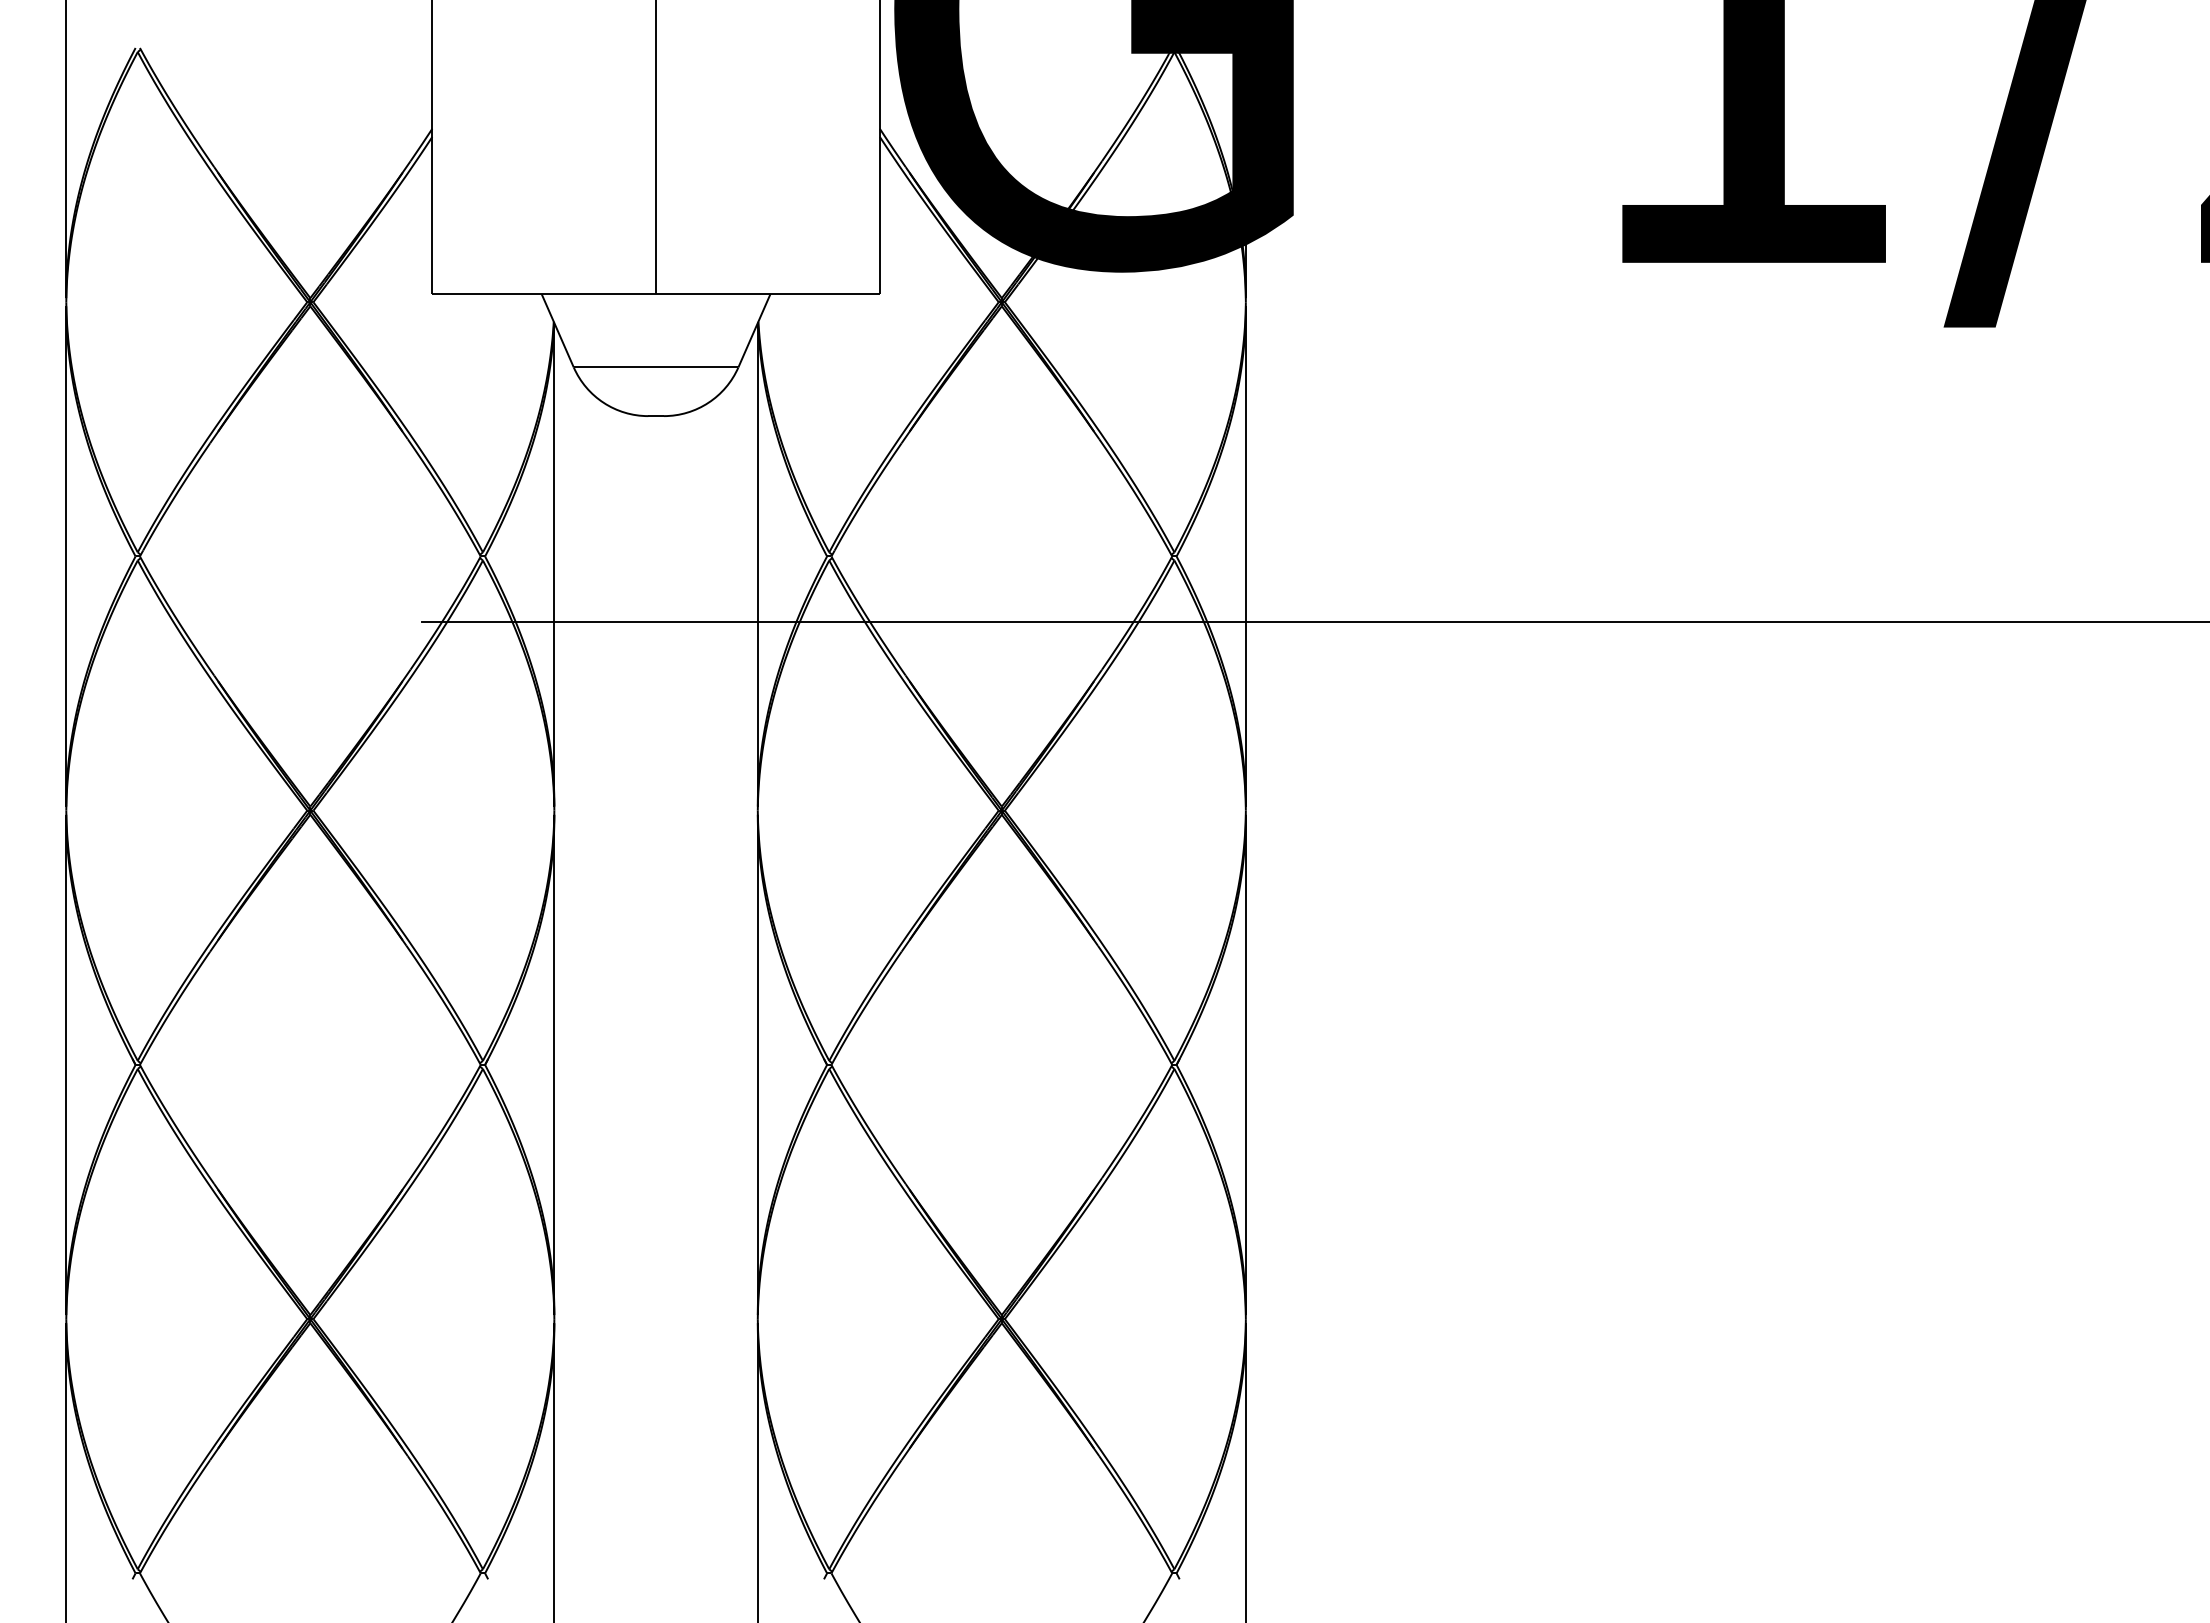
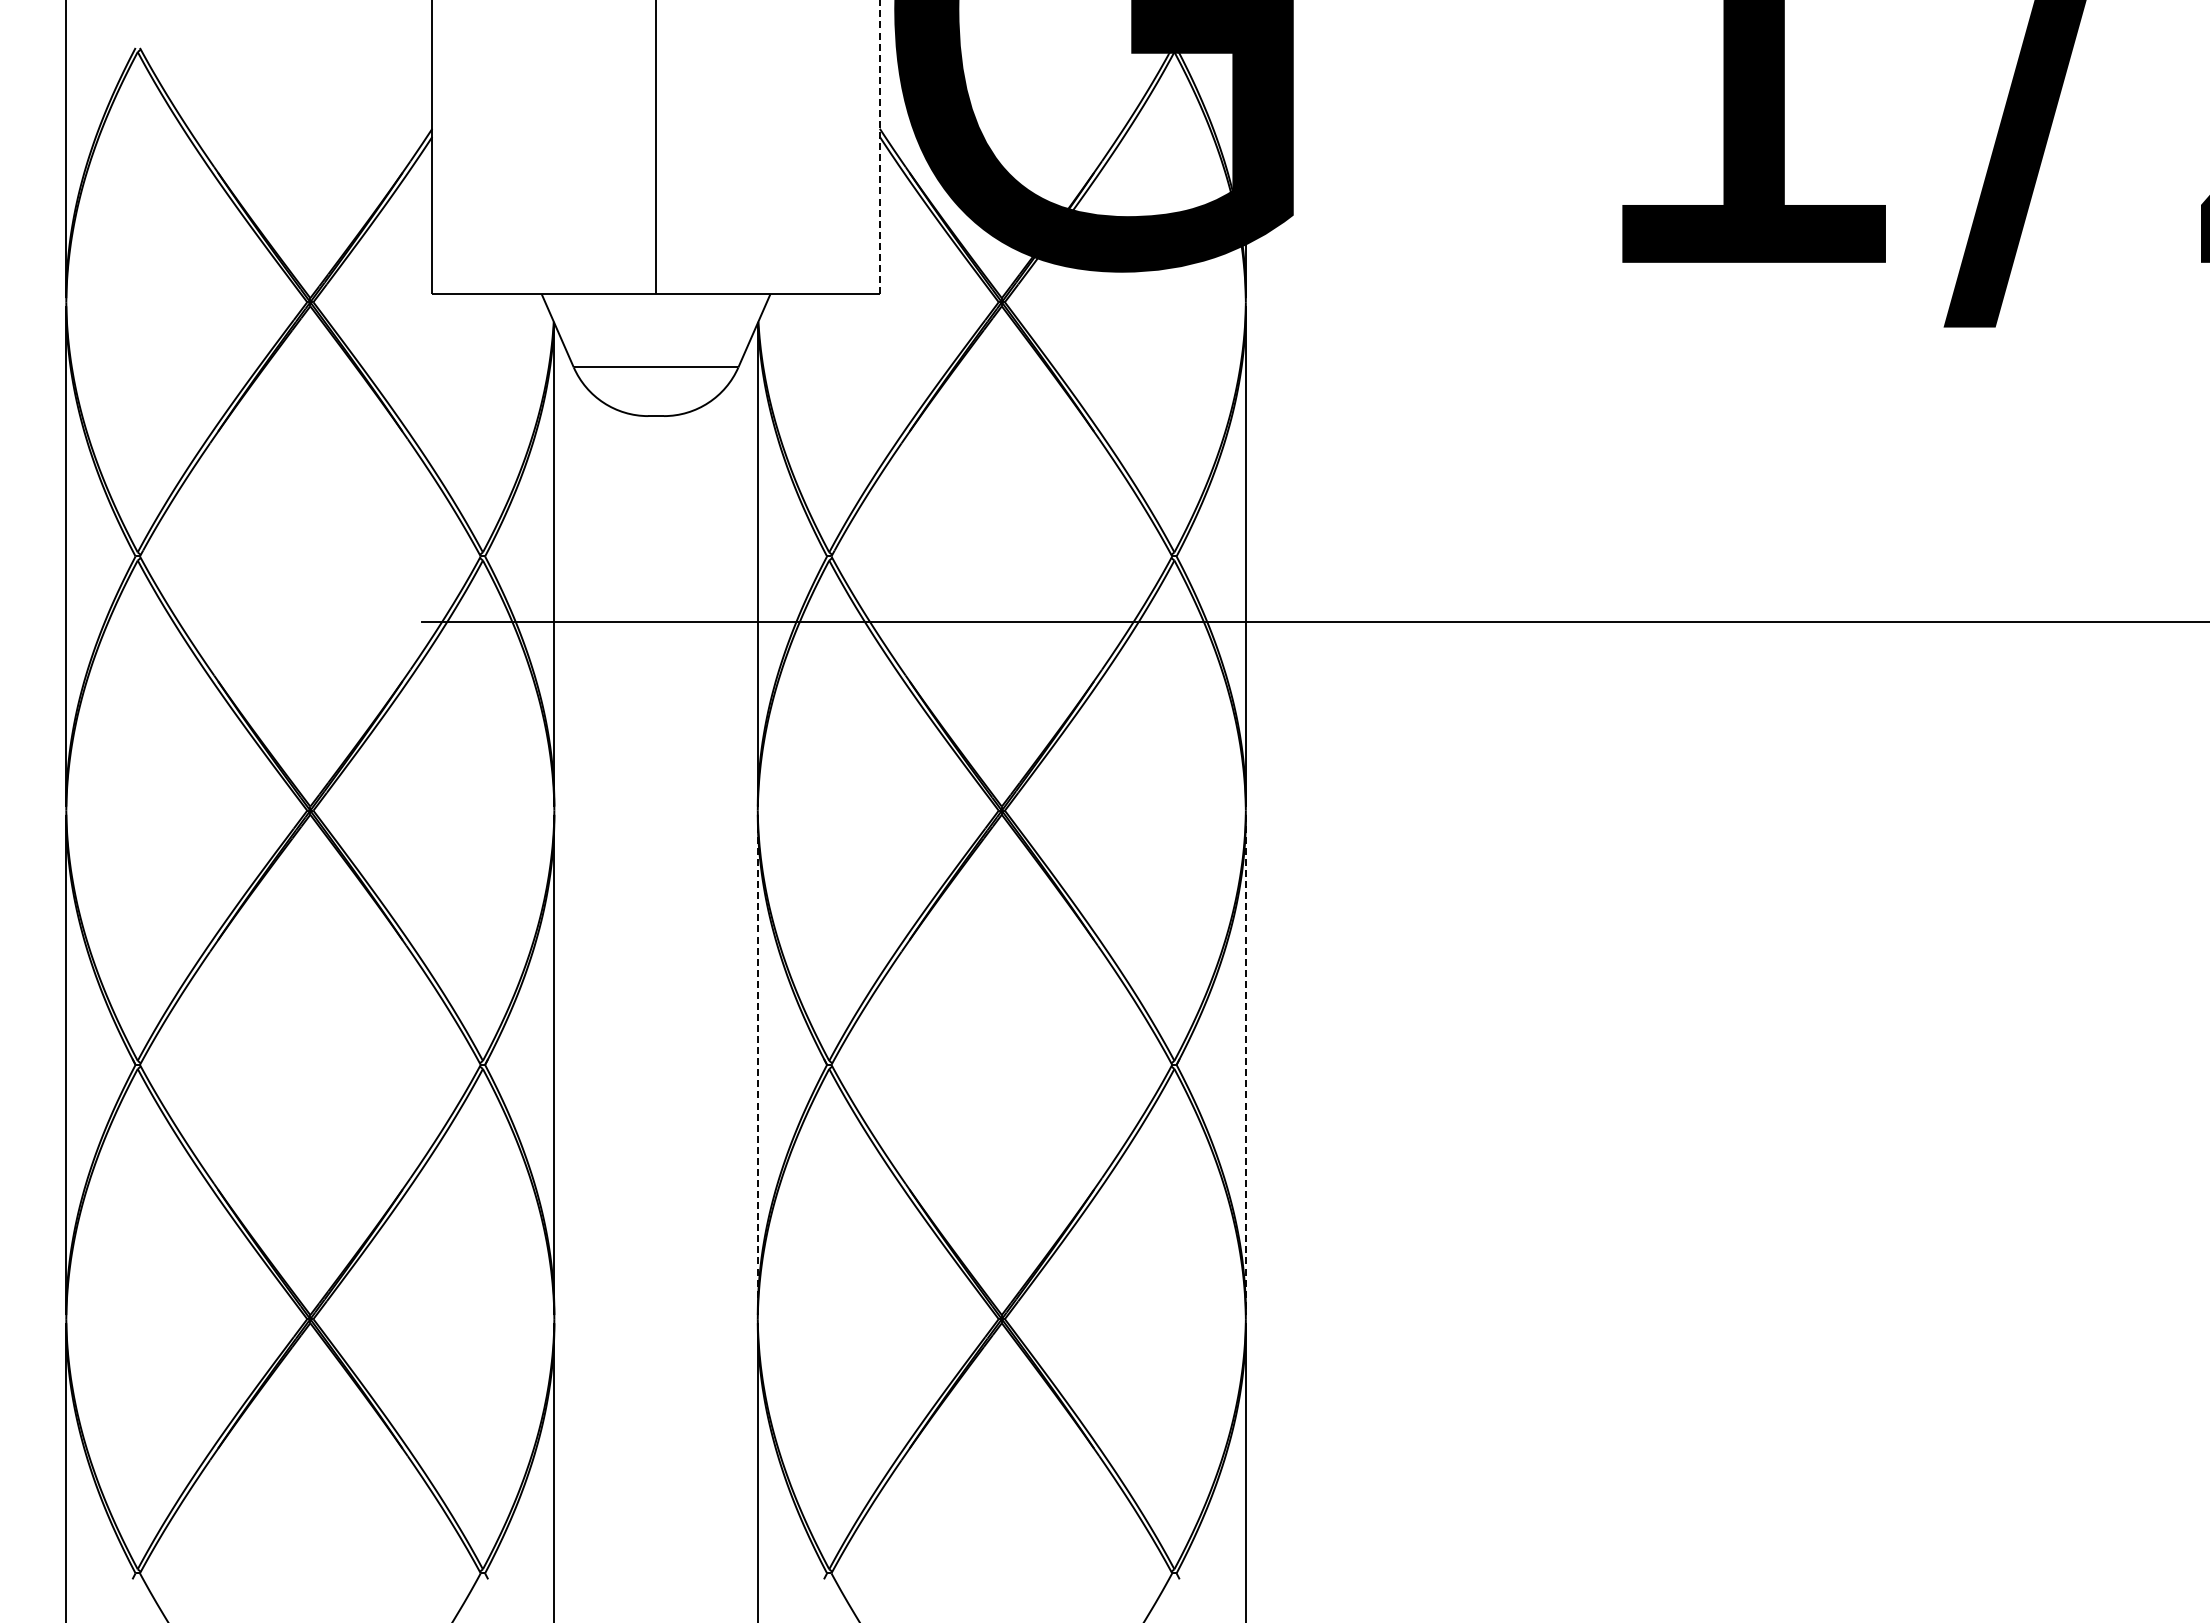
line: solid -> dashed (879, 147)
line: solid -> dashed (757, 1065)
line: solid -> dashed (1245, 1065)
